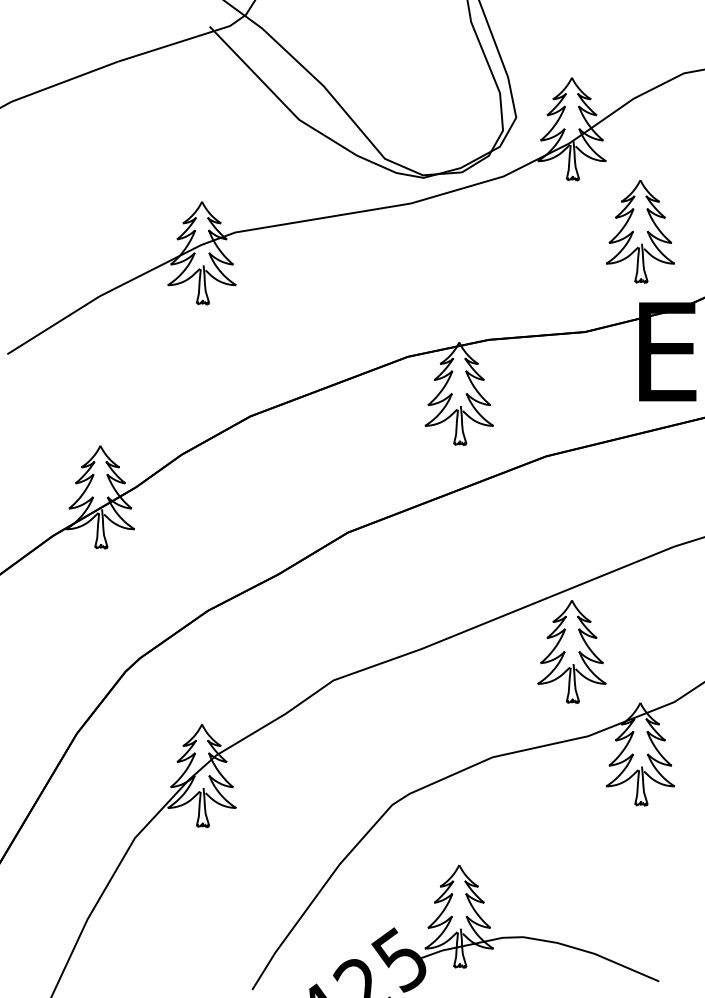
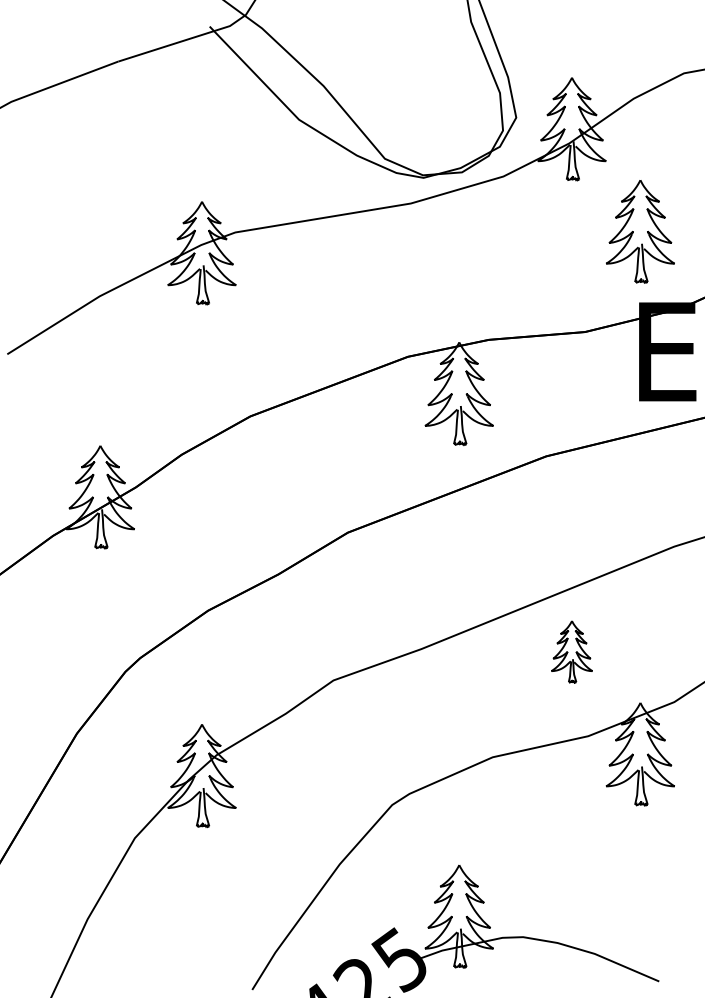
part size: 70x104 px -> 42x64 px (571, 651)
